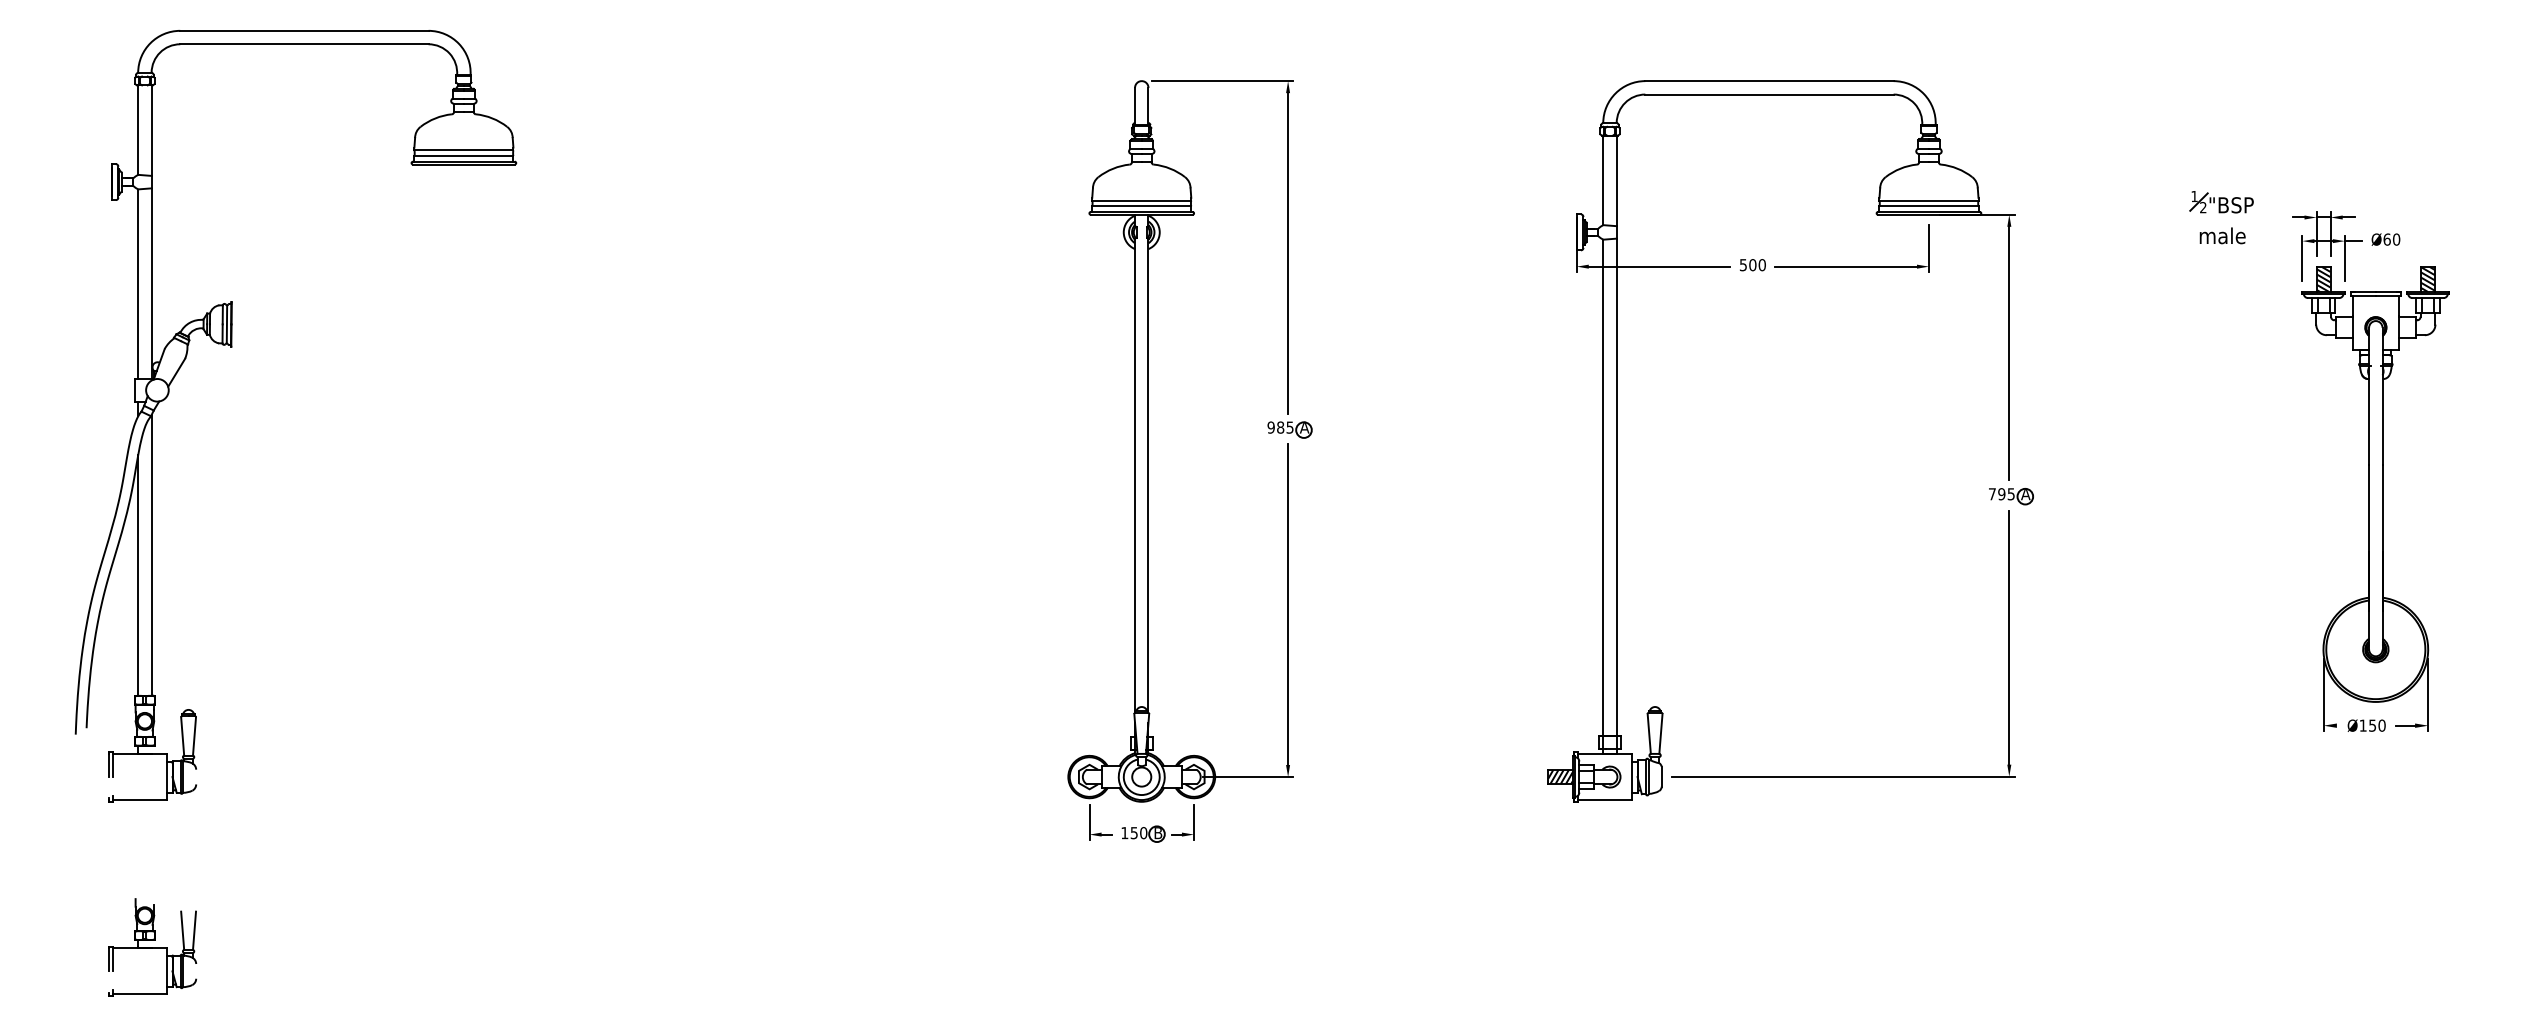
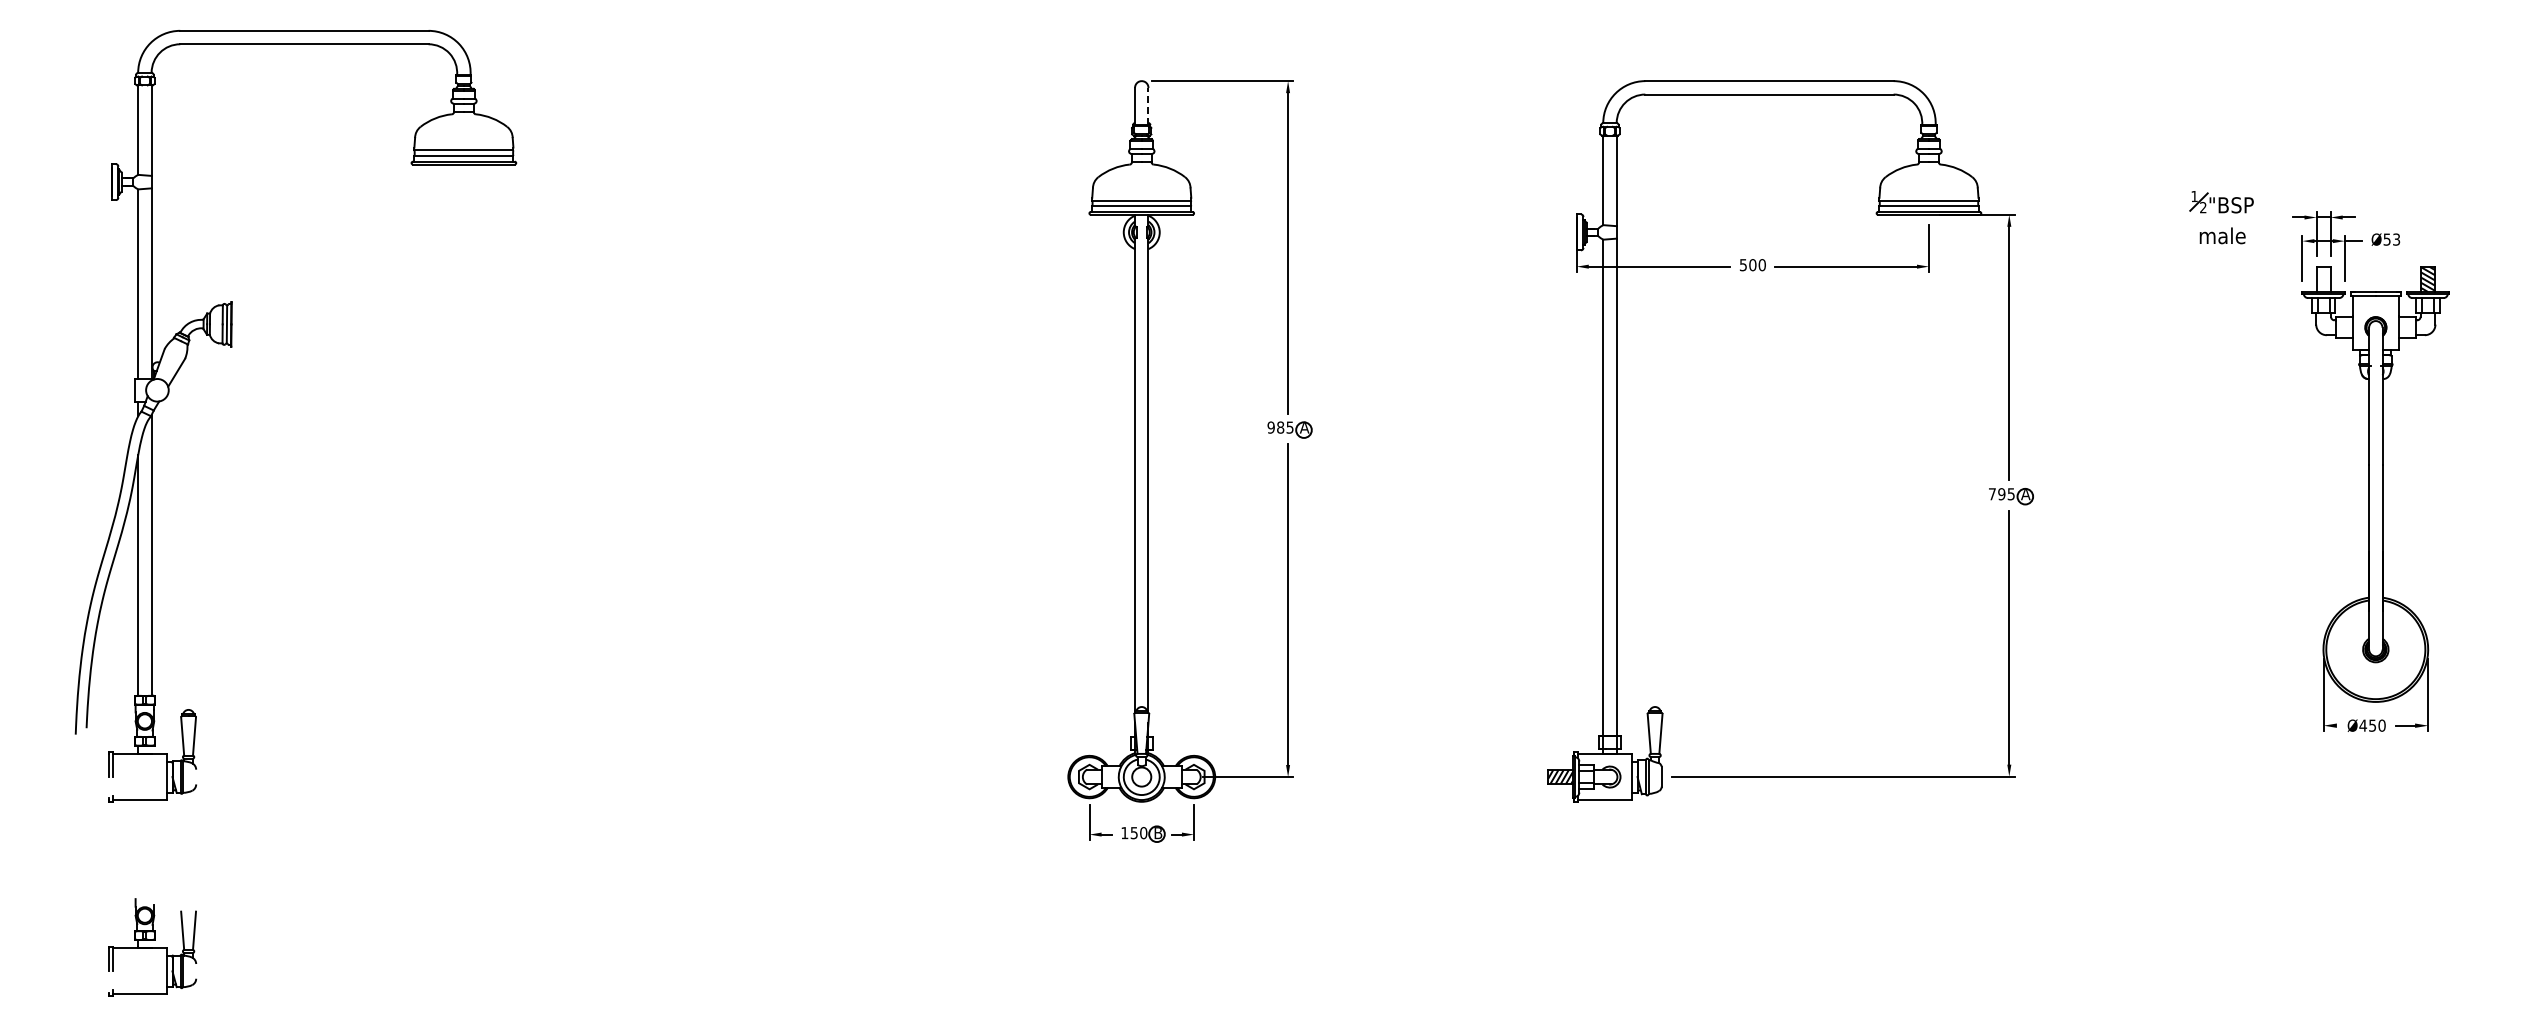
line: solid -> dashed (1148, 106)
text: Ø60 -> Ø53 (2391, 239)
hatch: present -> none (2323, 278)
text: Ø150 -> Ø450 (2363, 725)
